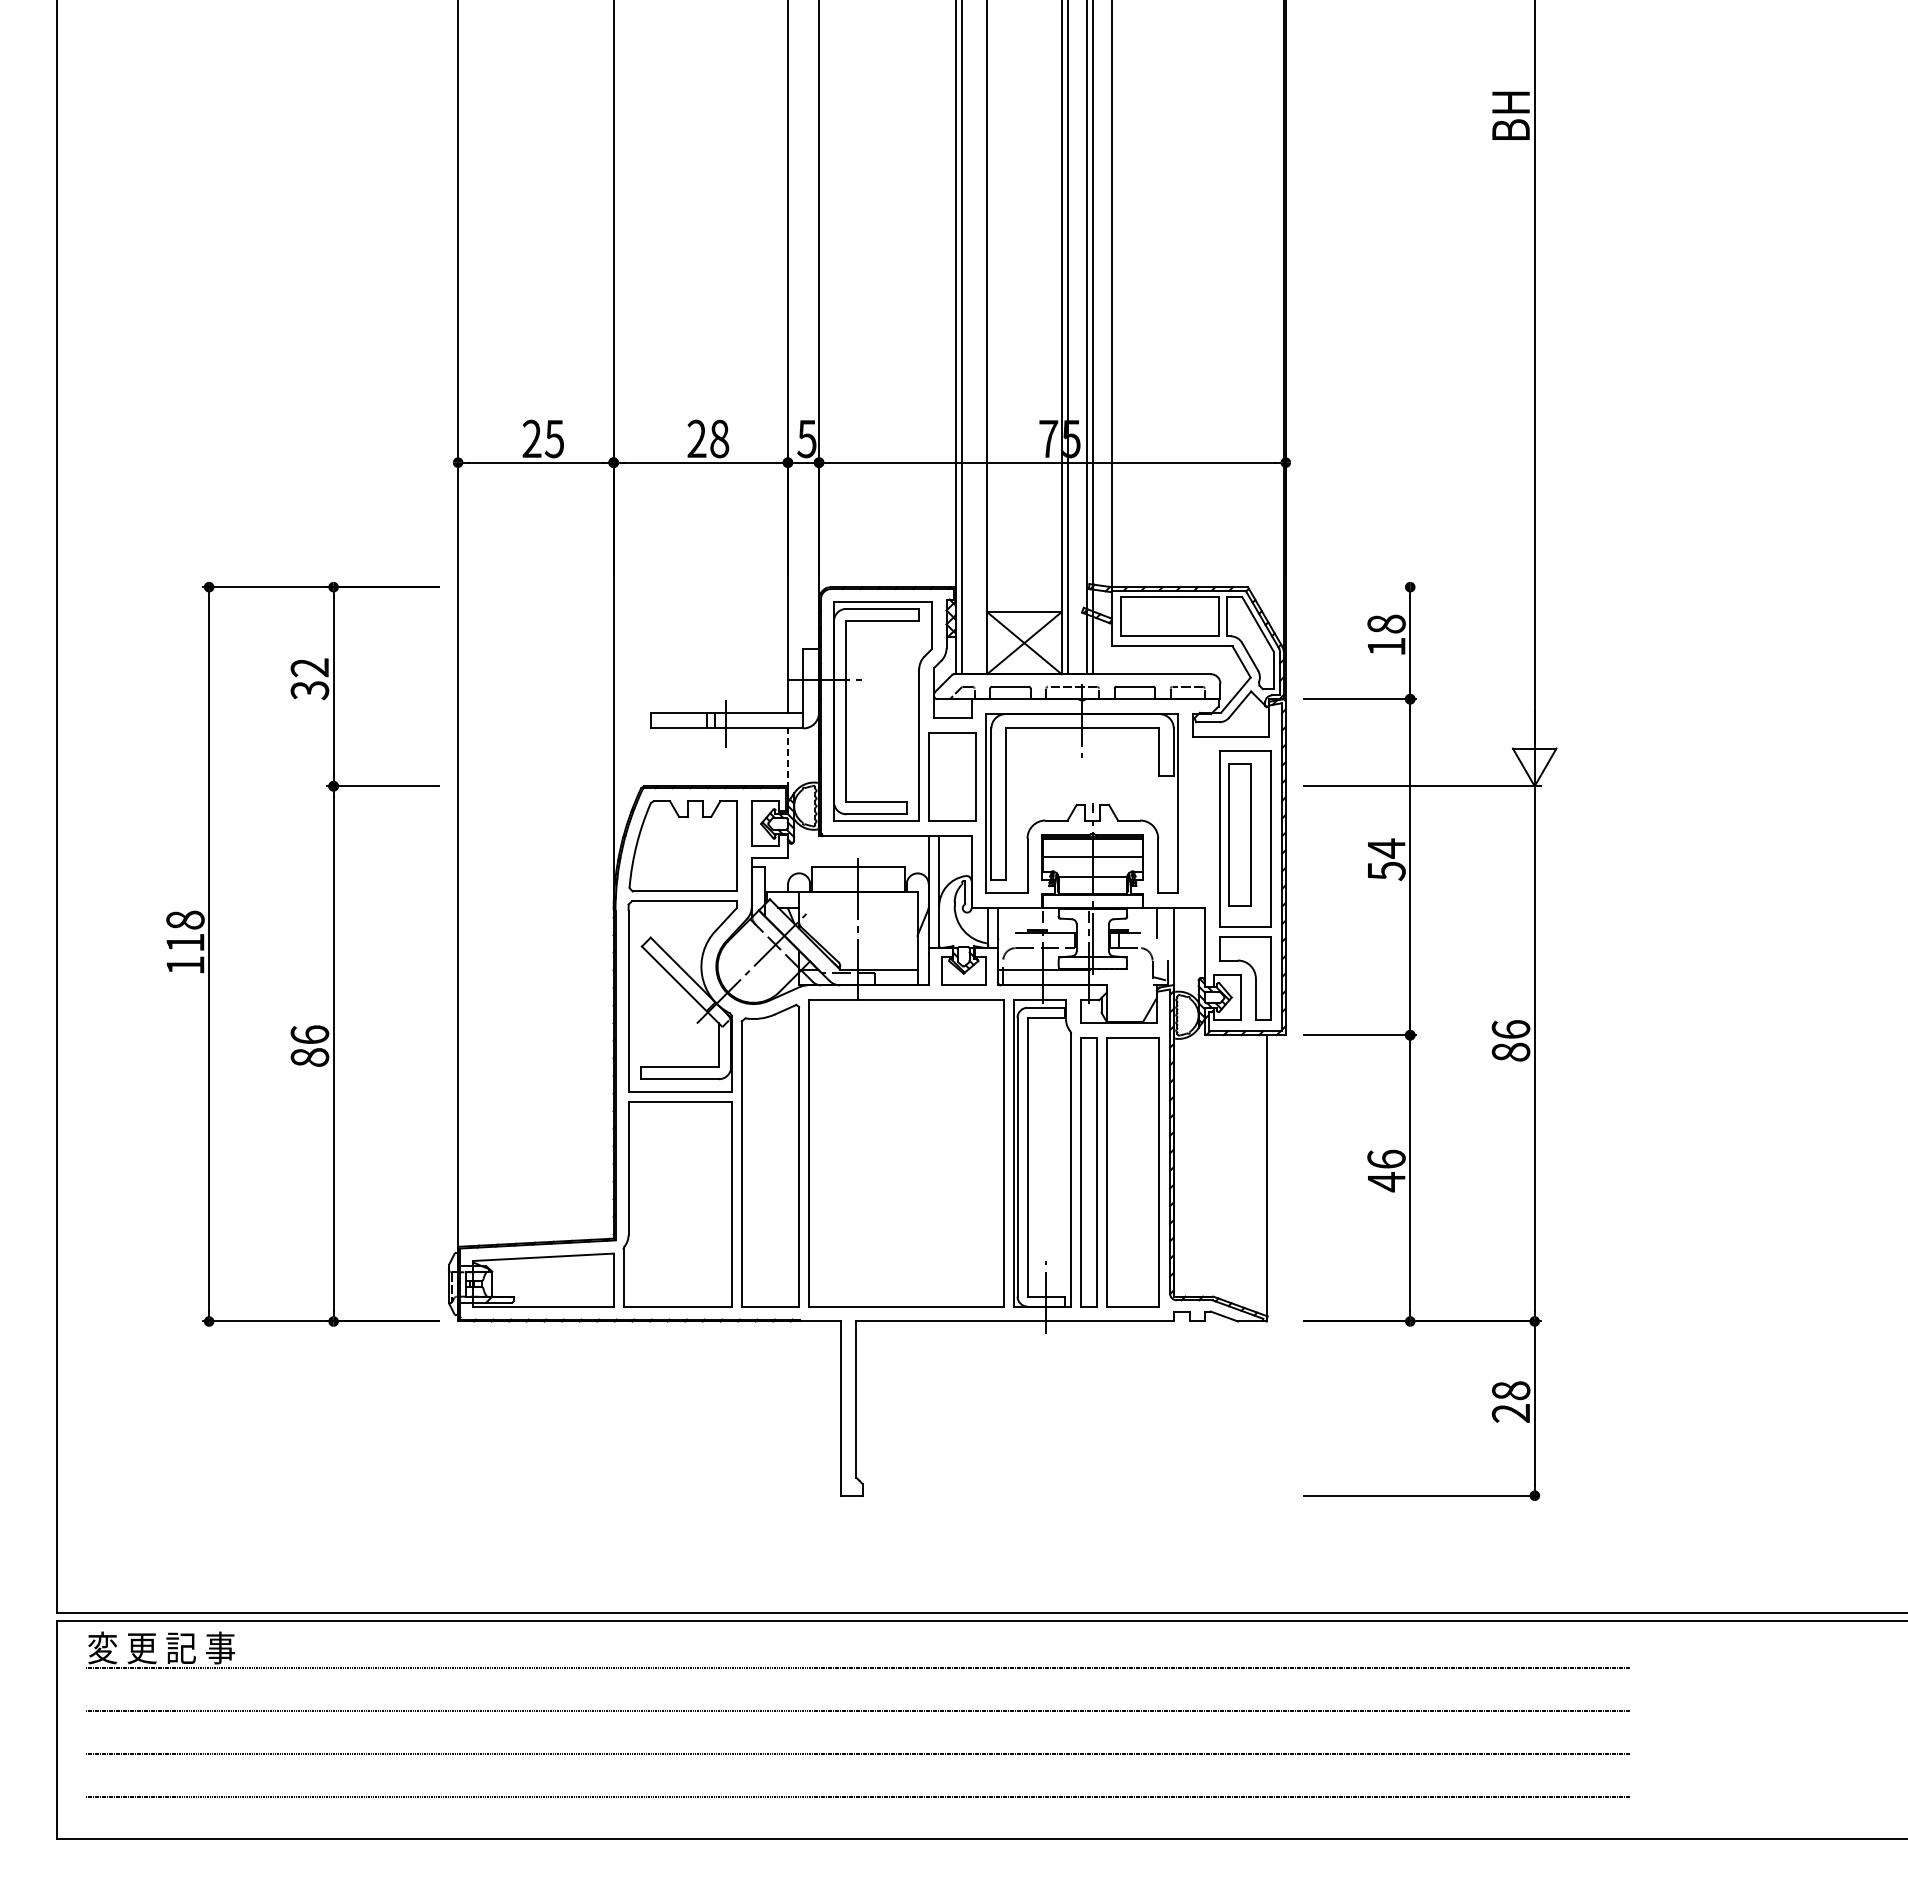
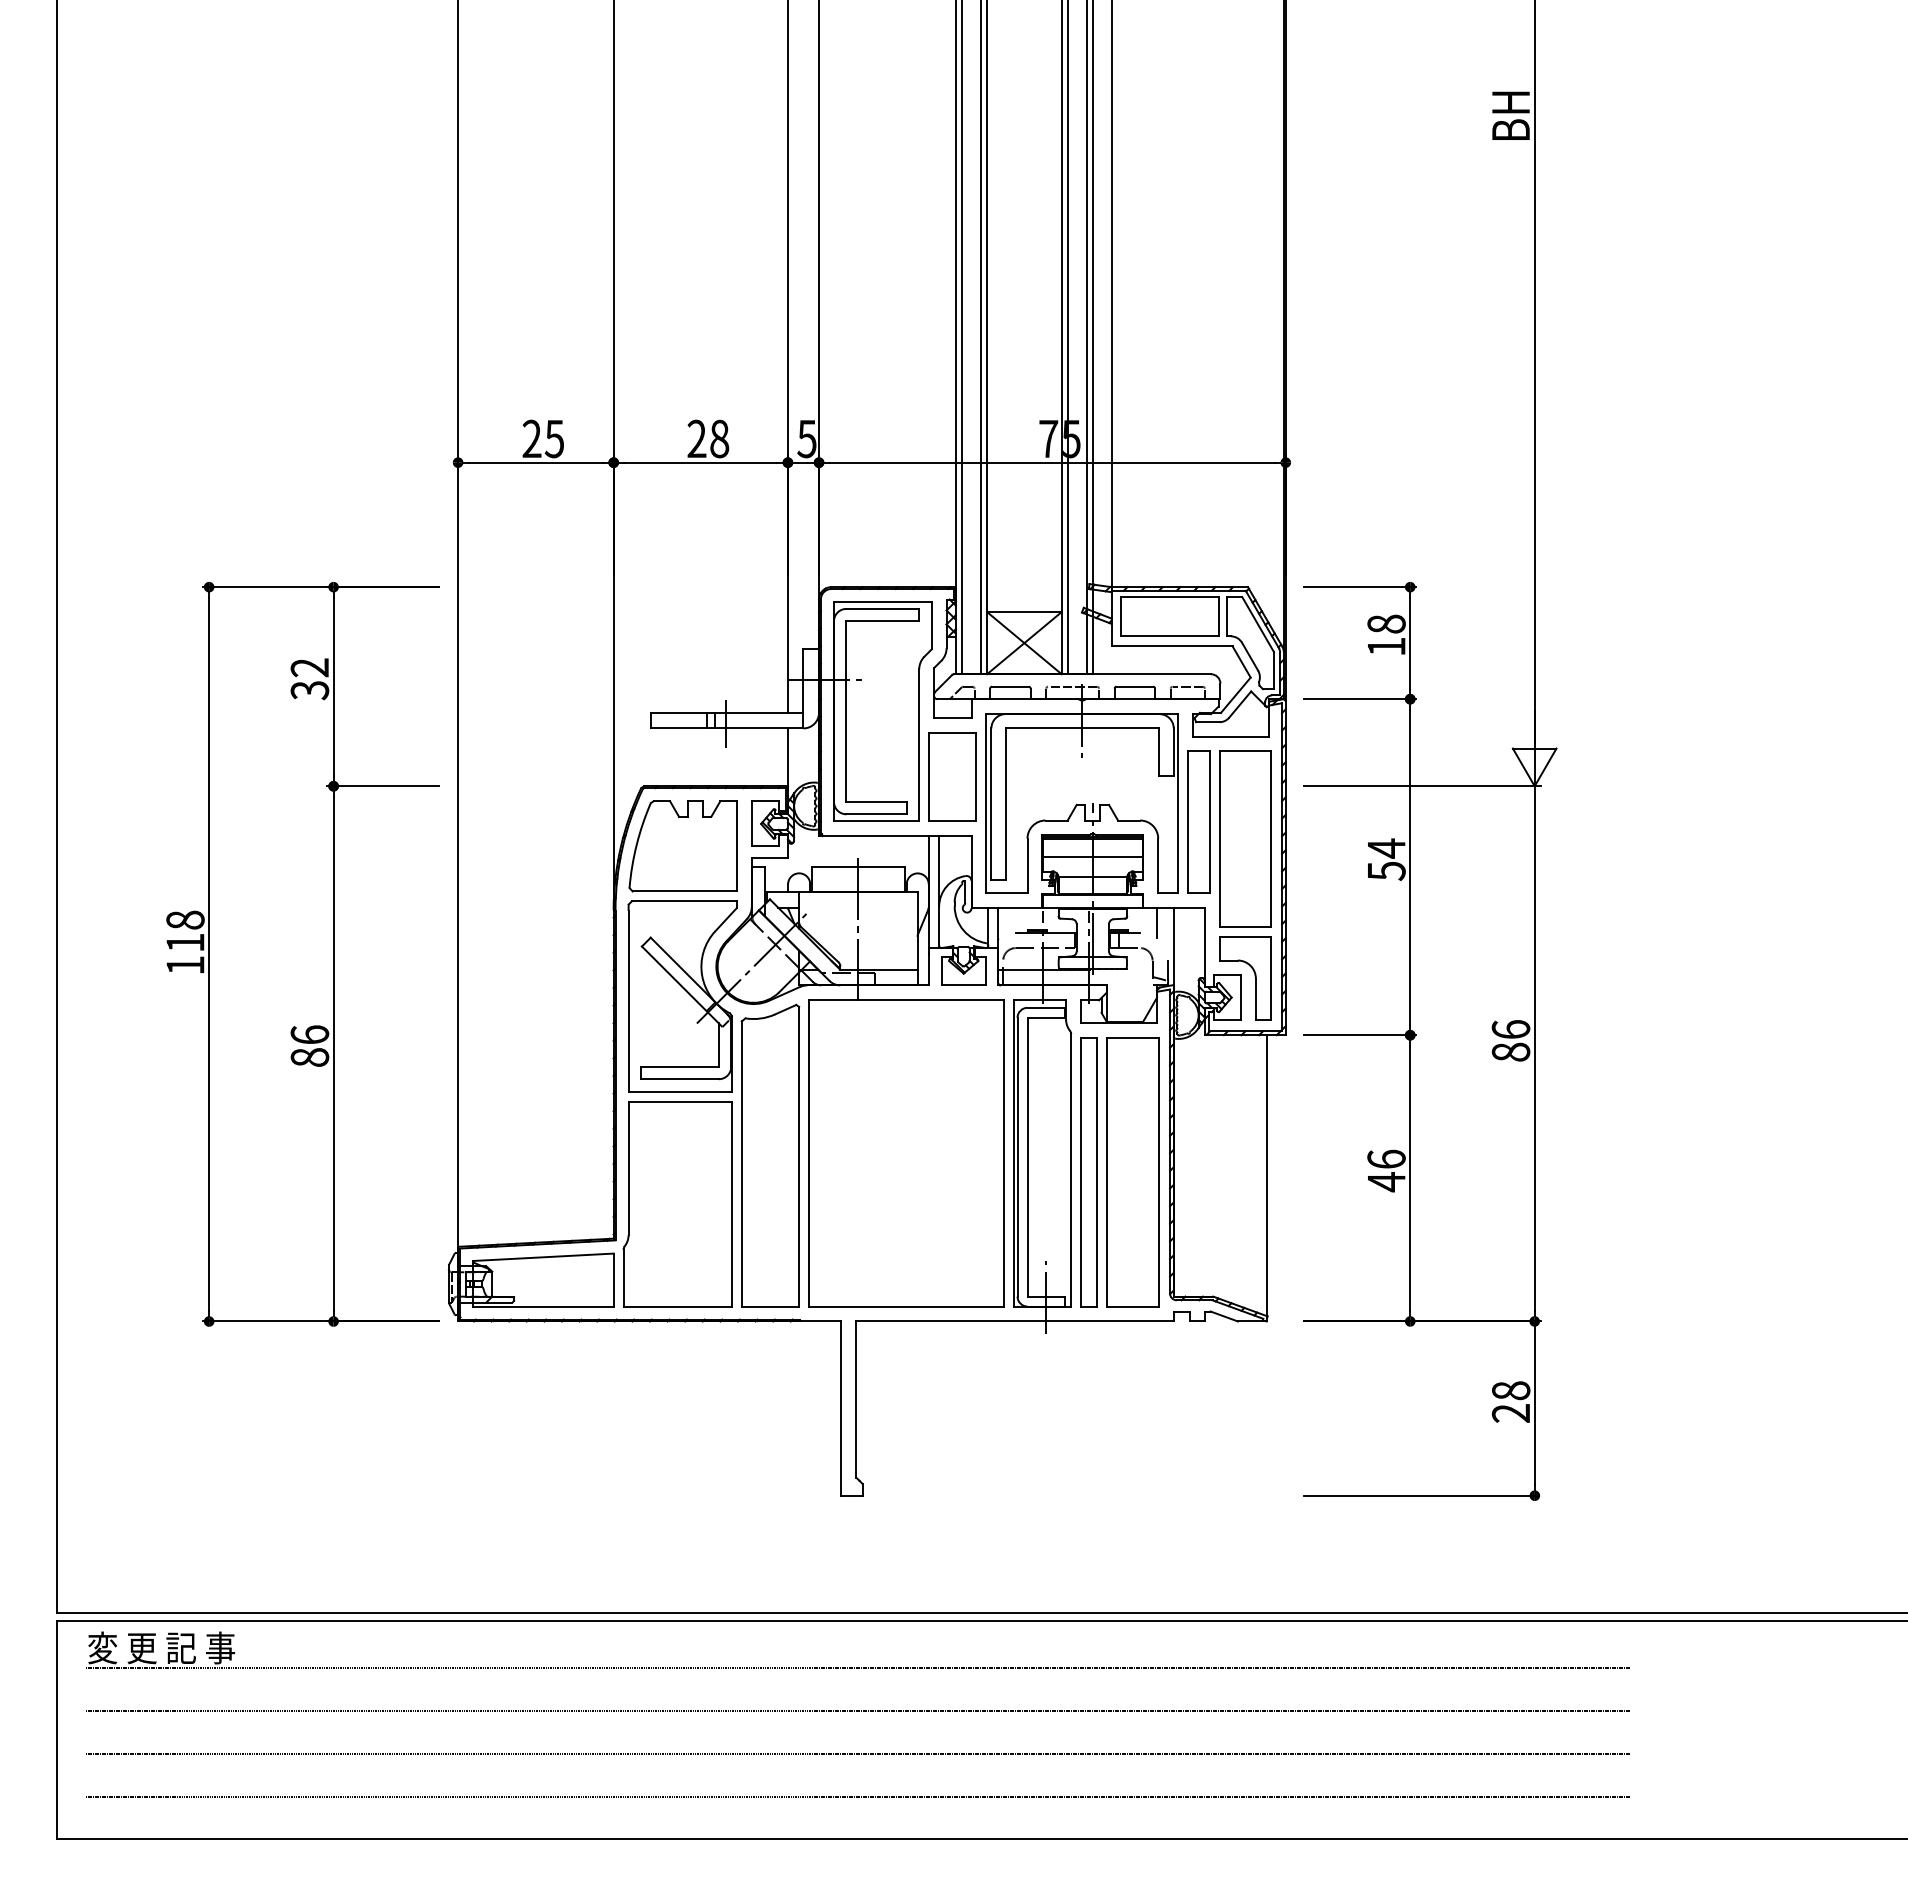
line: none -> present (980, 338)
line: none -> present (1360, 587)
line: dashed -> solid (787, 758)
part position: (1239, 834) -> (1198, 821) (1198, 821)
